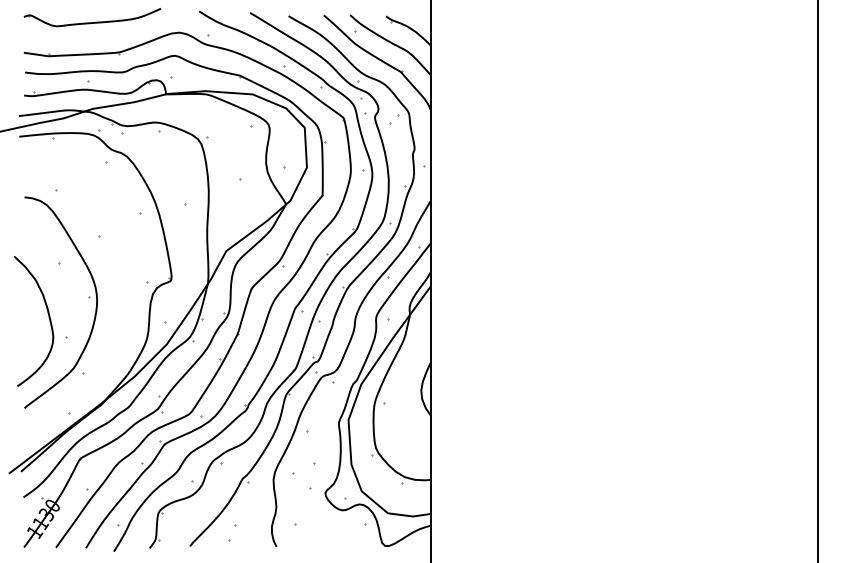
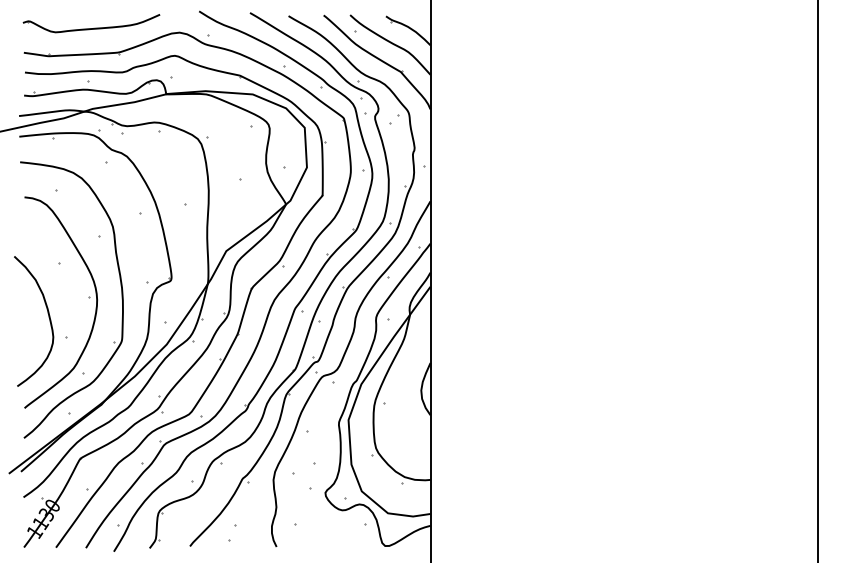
part position: (92, 17) -> (91, 23) (91, 23)
part: none -> present (121, 299)
